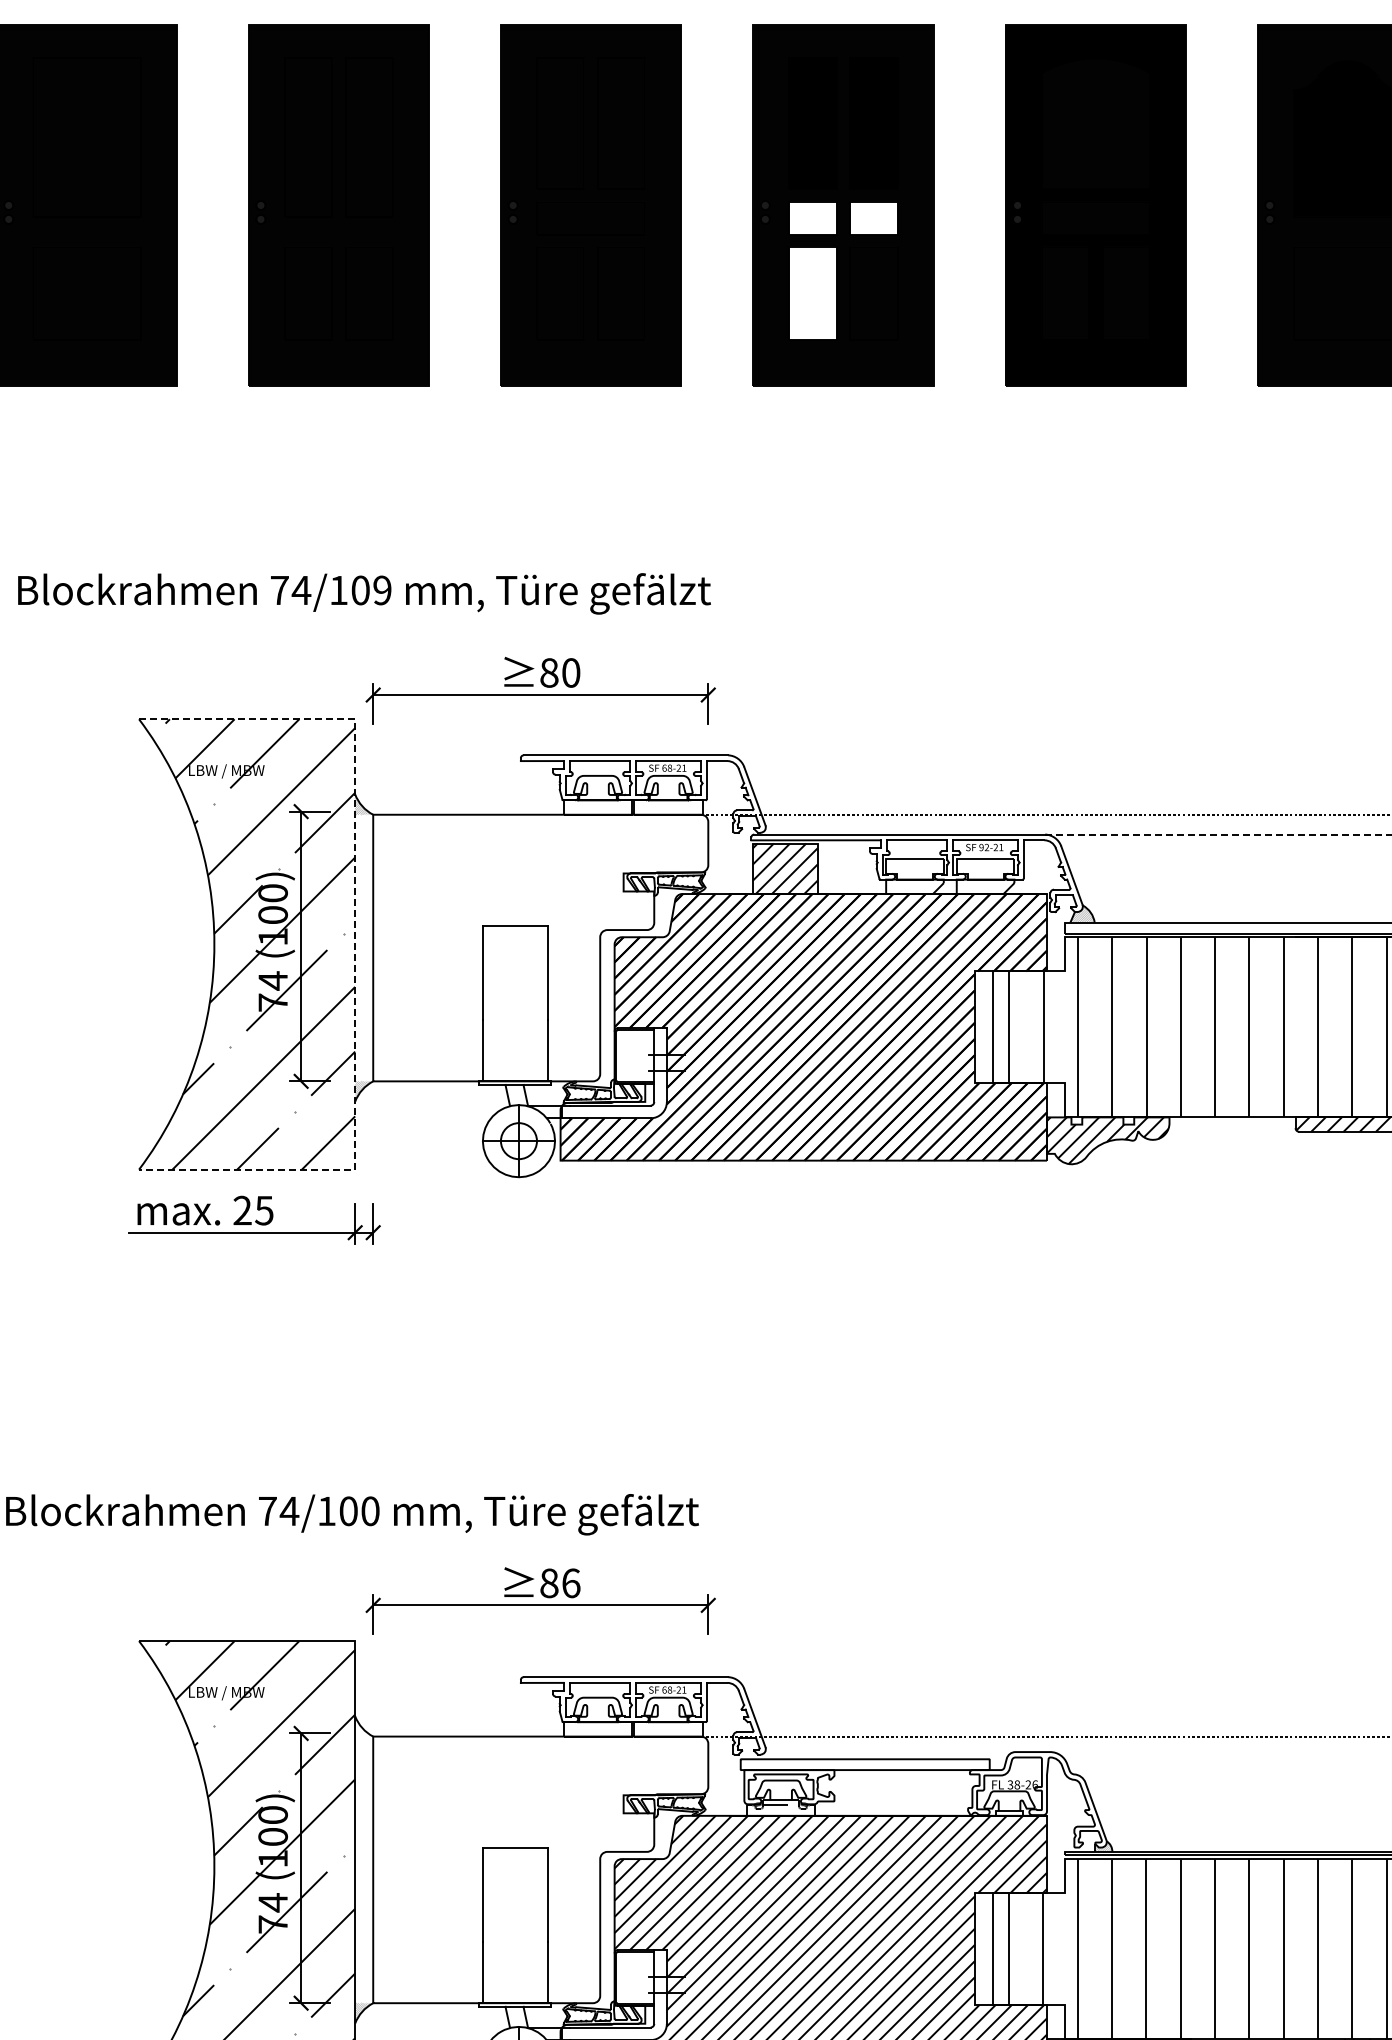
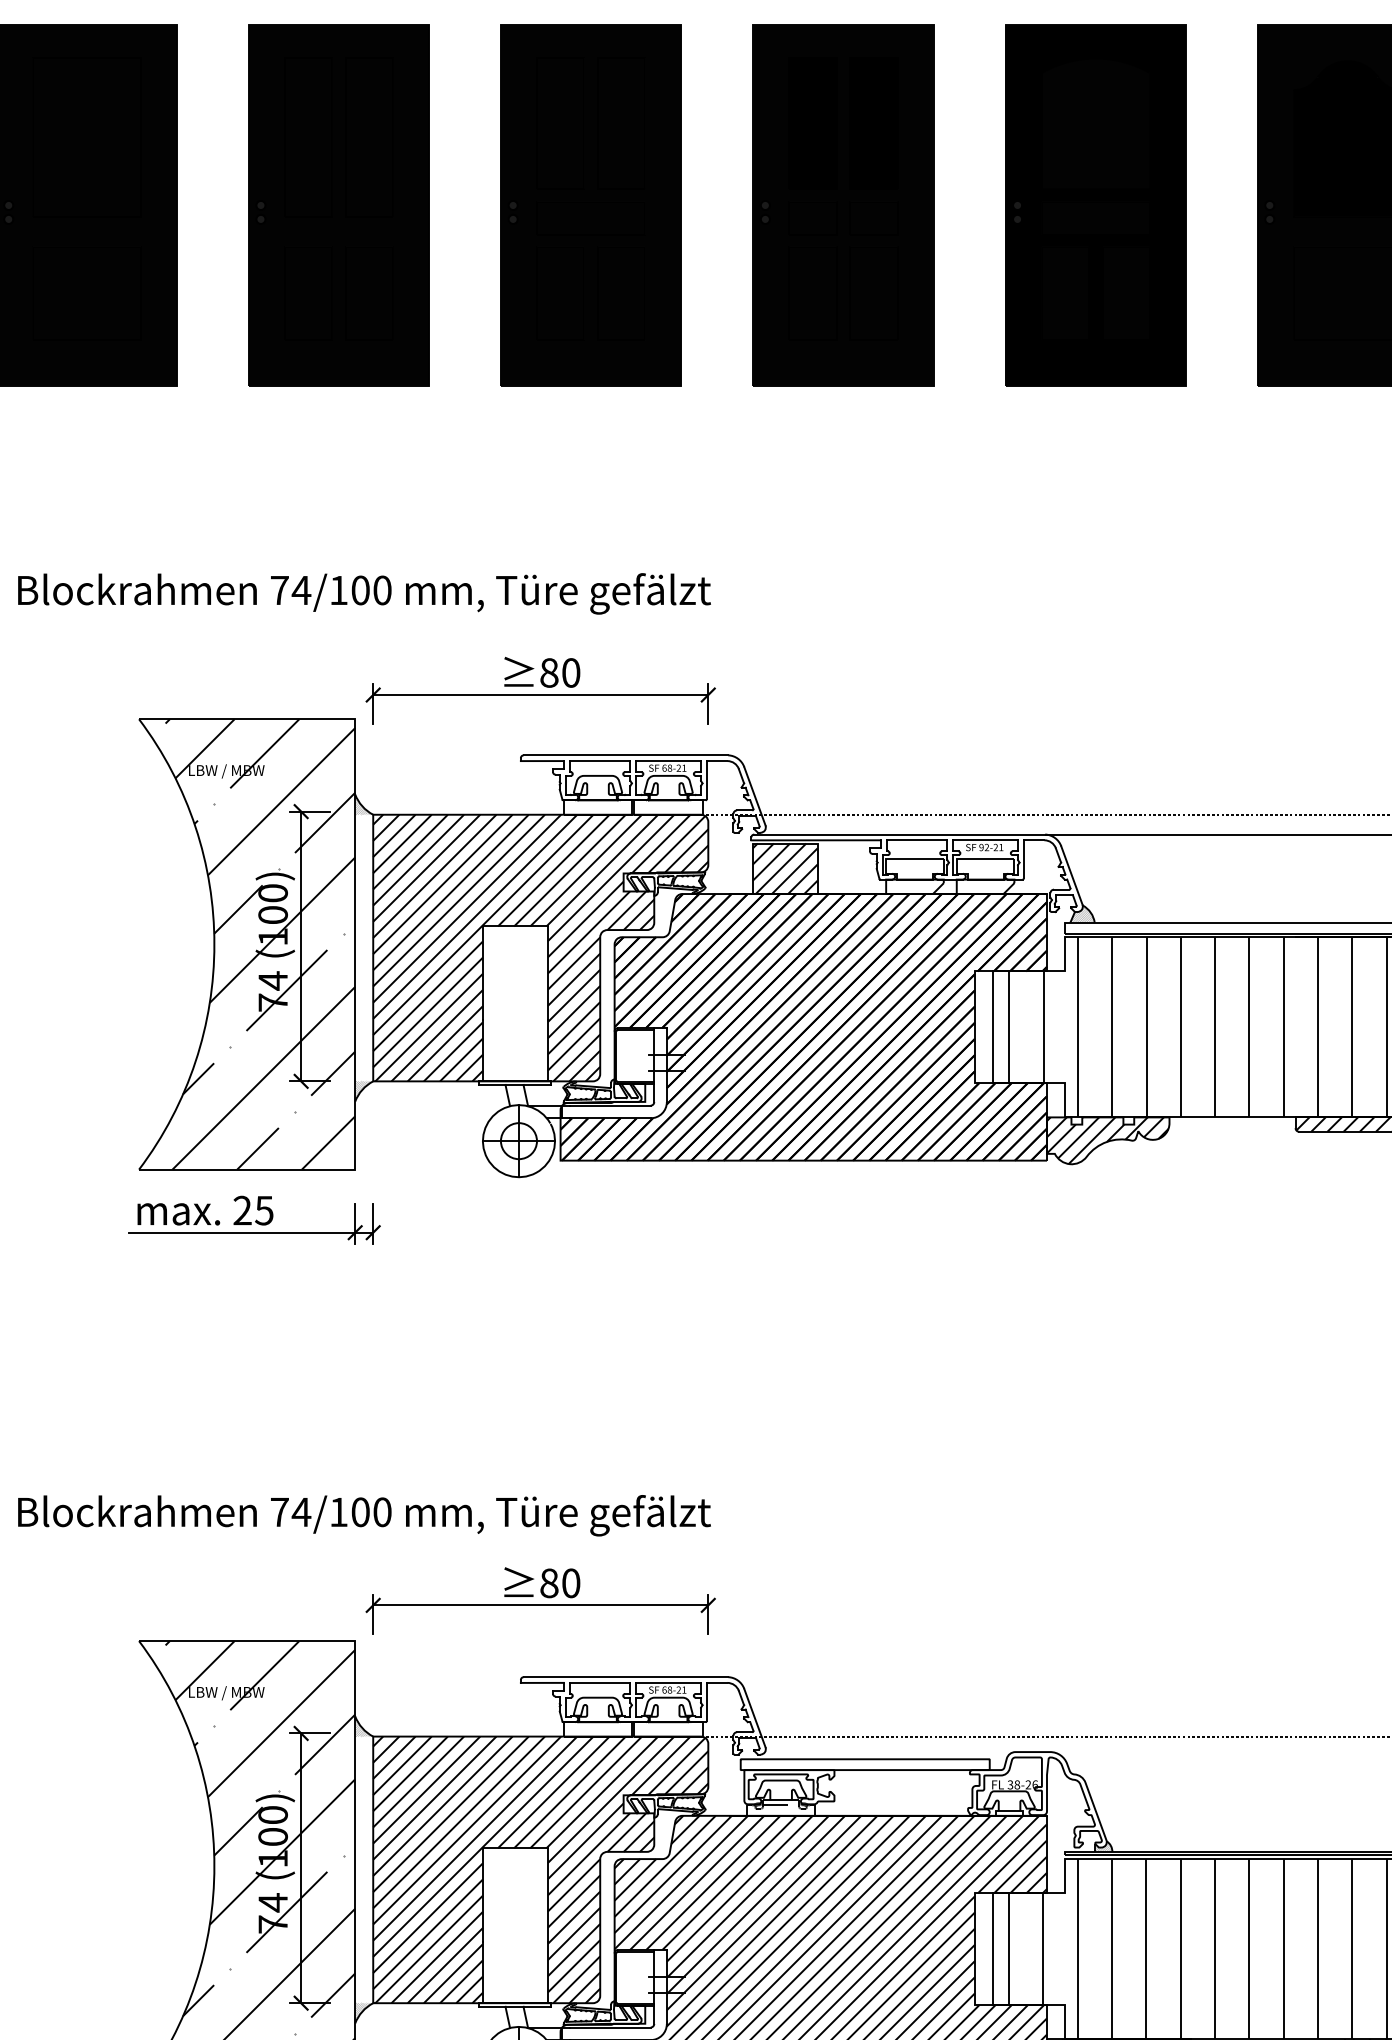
fill: none -> present (812, 217)
fill: none -> present (873, 217)
fill: none -> present (812, 293)
text: 74/109 -> 74/100 (382, 590)
line: dashed -> solid (1218, 834)
line: dashed -> solid (355, 944)
hatch: none -> present (540, 947)
text position: (352, 1514) -> (364, 1515) (364, 1515)
text: 86 -> 80 (571, 1583)
hatch: none -> present (363, 1727)
hatch: none -> present (540, 1869)
